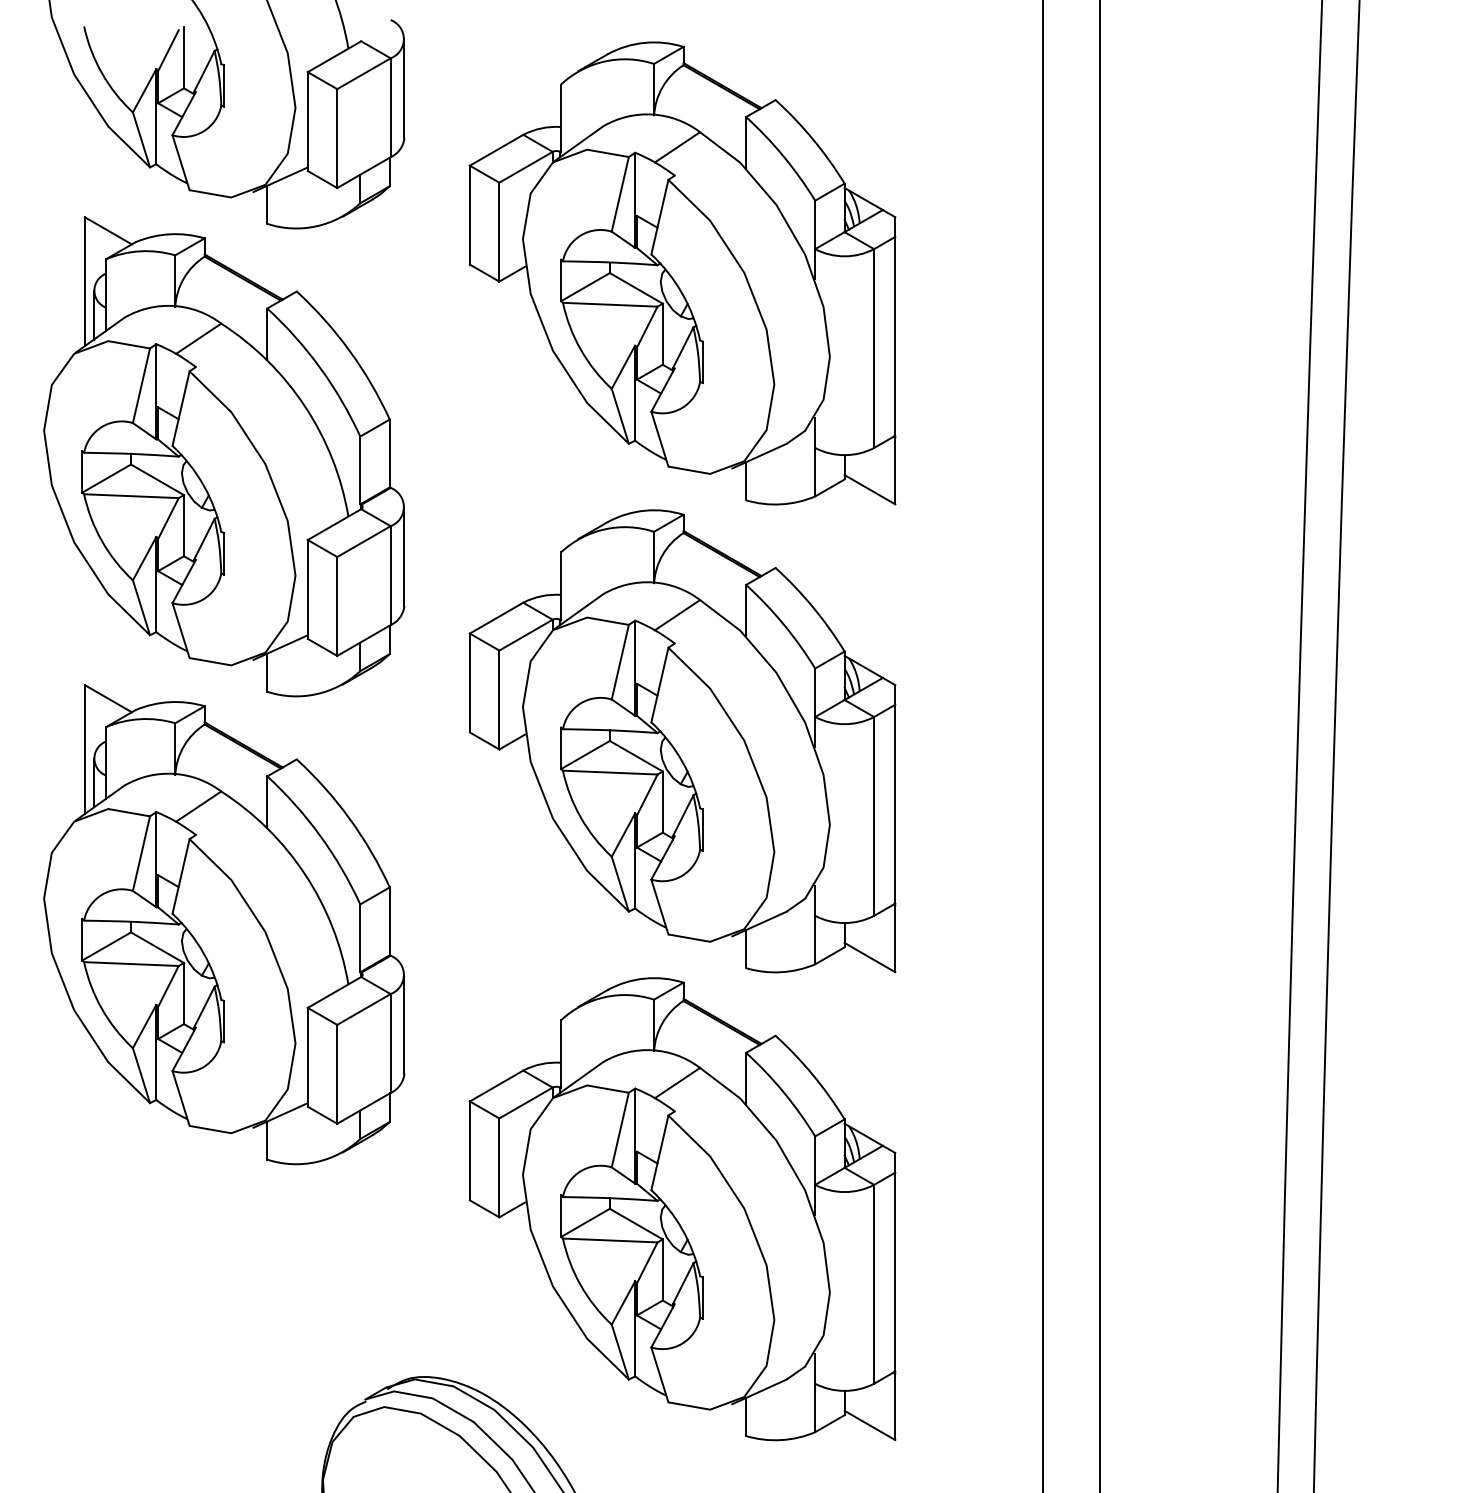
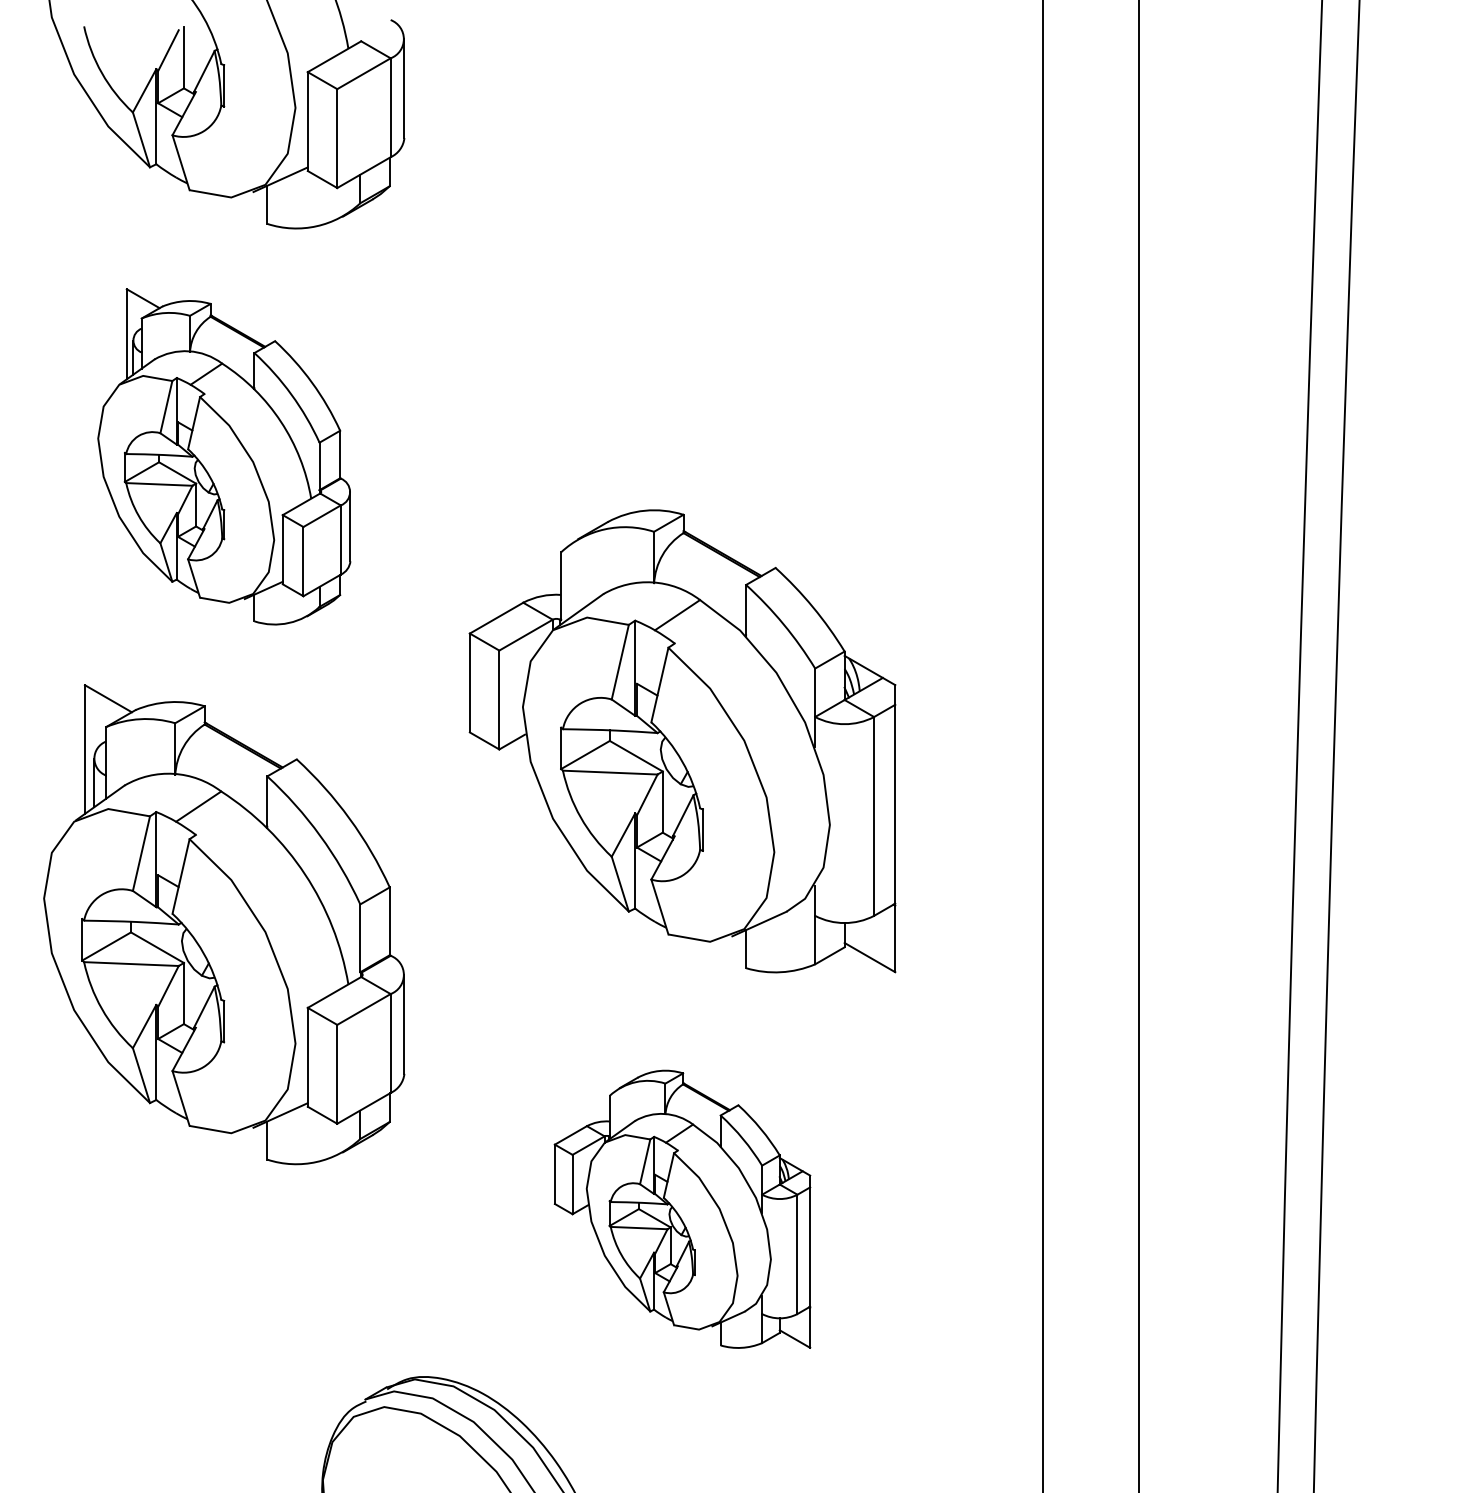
part: present -> none (682, 273)
part size: 363x482 px -> 255x338 px (224, 456)
line position: (1100, 745) -> (1139, 745) (1139, 745)
part size: 429x465 px -> 259x280 px (682, 1208)
